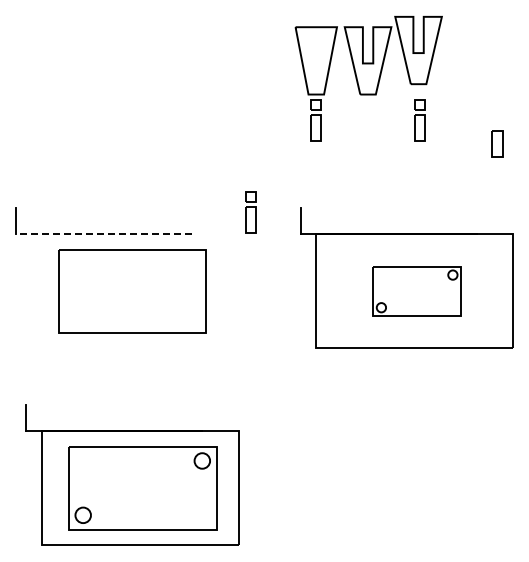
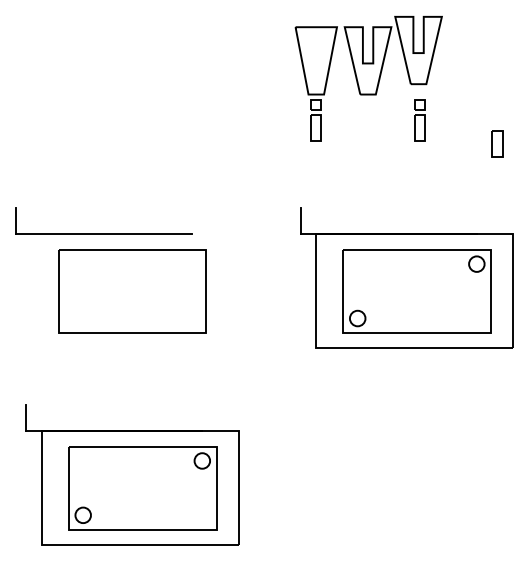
part: present -> none (250, 212)
line: dashed -> solid (103, 234)
part size: 90x51 px -> 150x85 px (416, 291)
